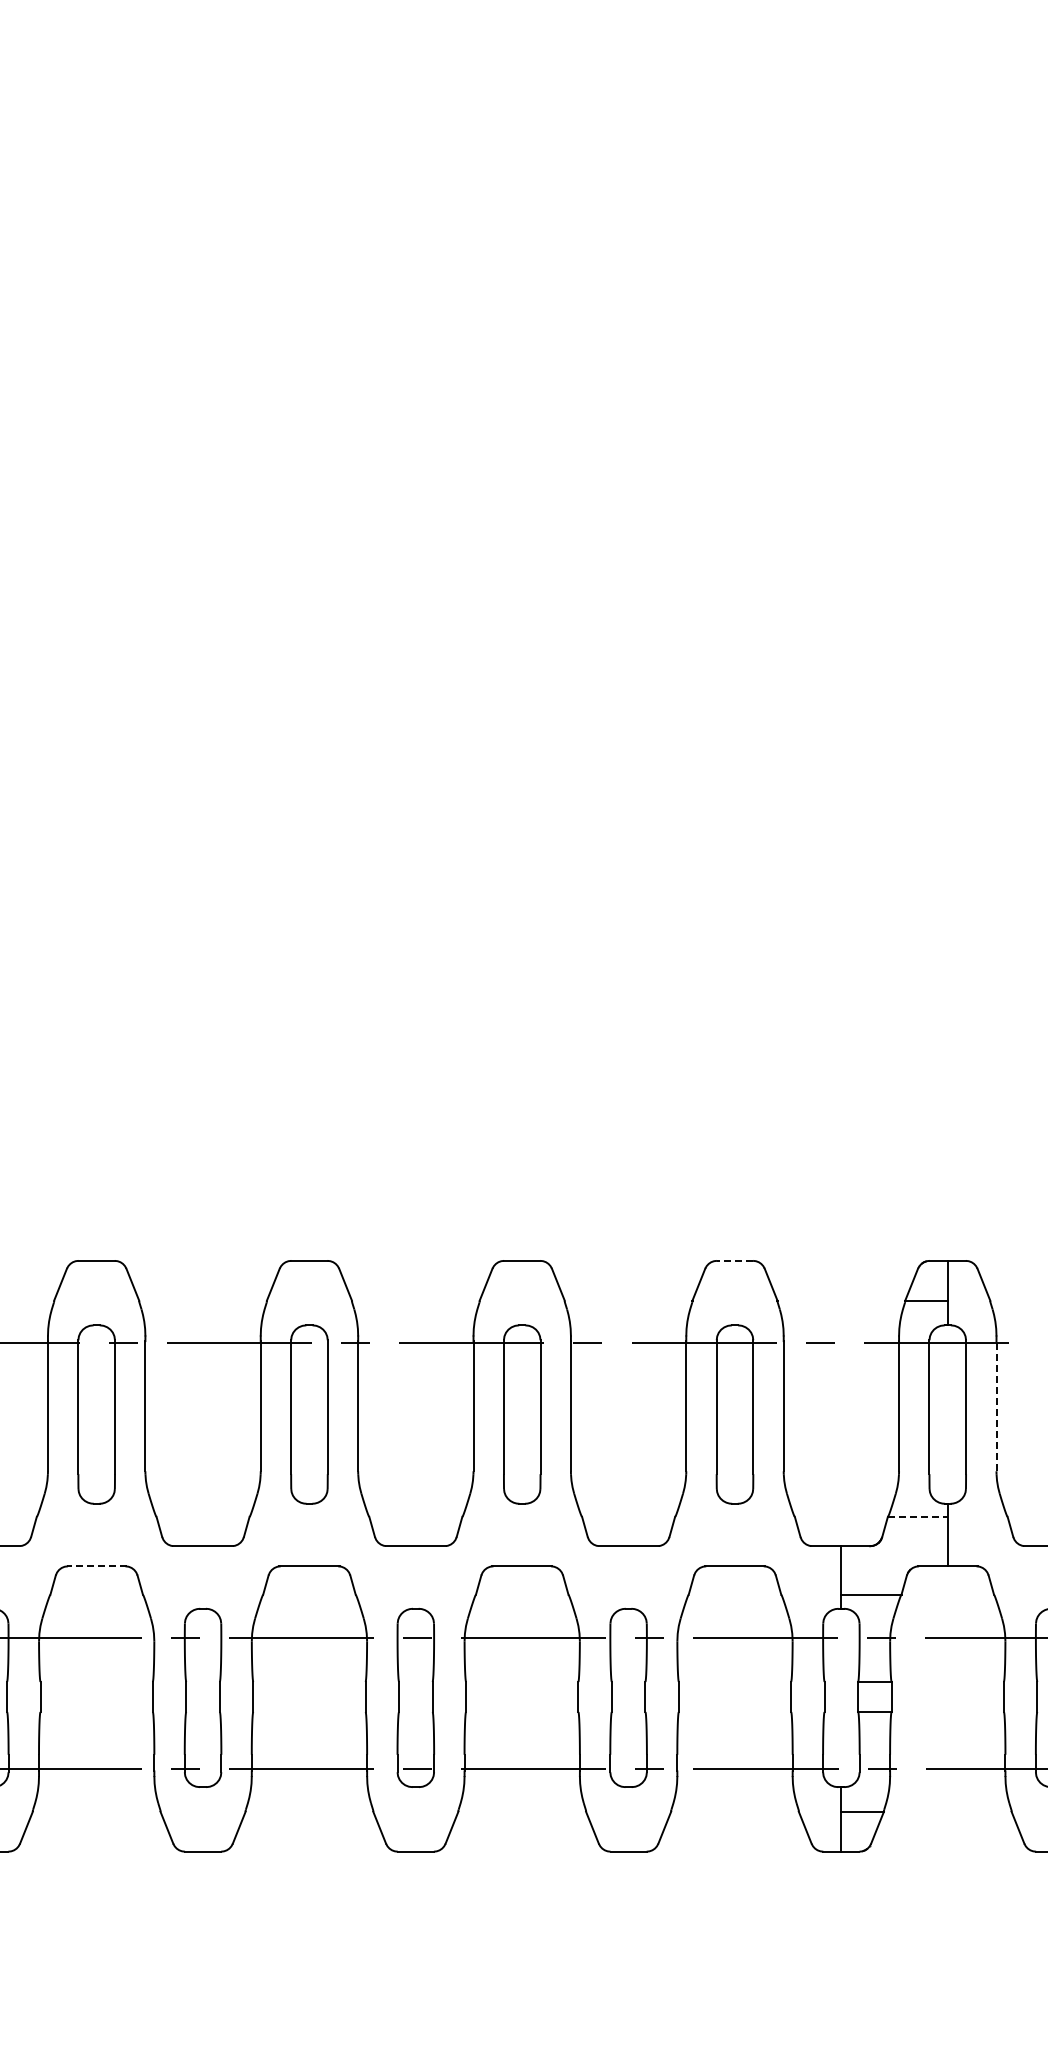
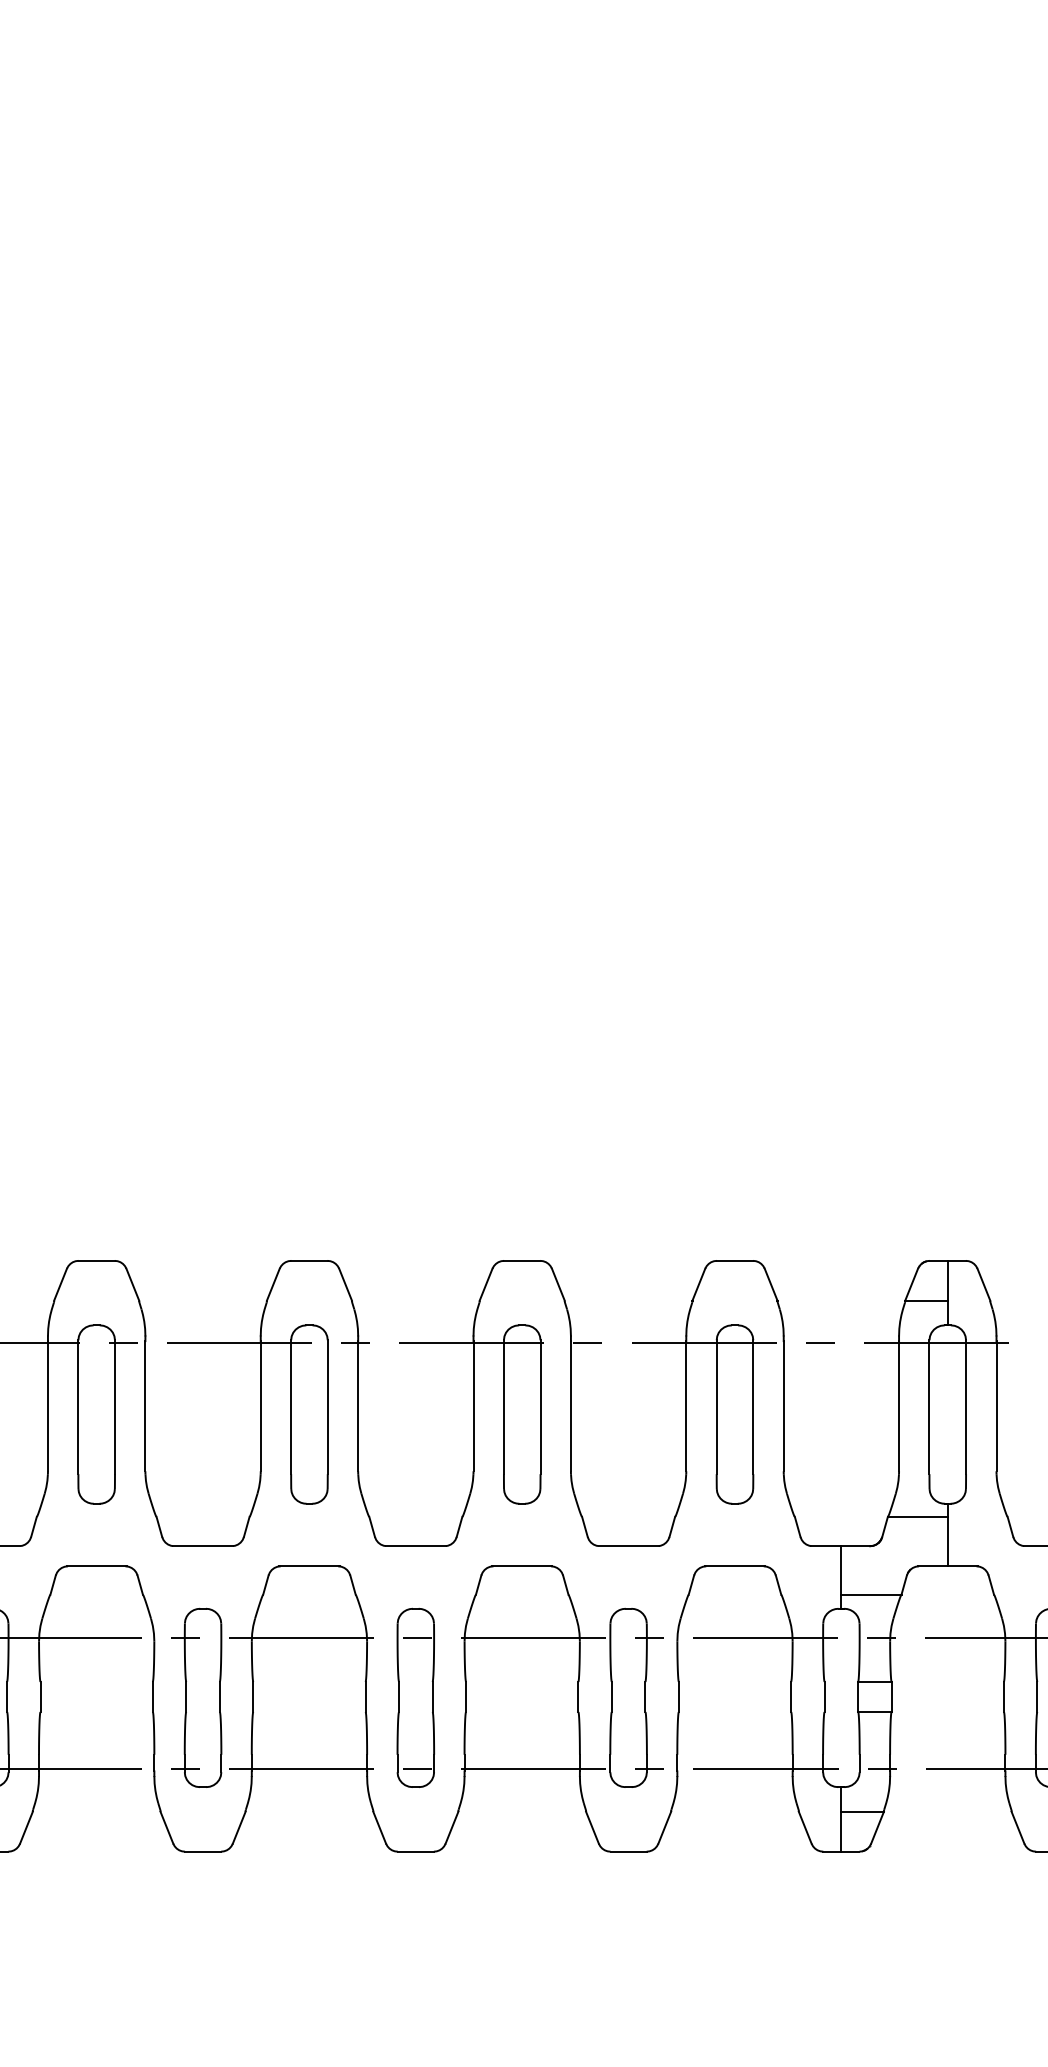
line: dashed -> solid (734, 1260)
line: dashed -> solid (996, 1405)
line: dashed -> solid (917, 1516)
line: dashed -> solid (96, 1566)
